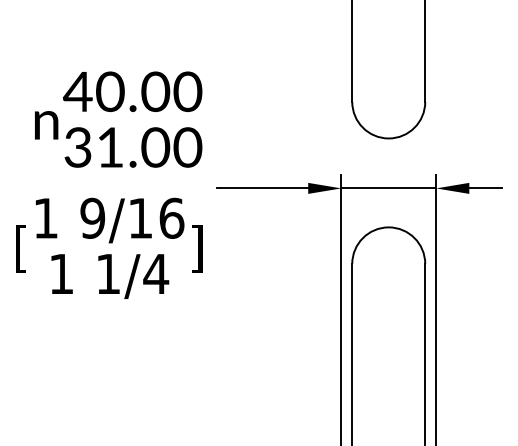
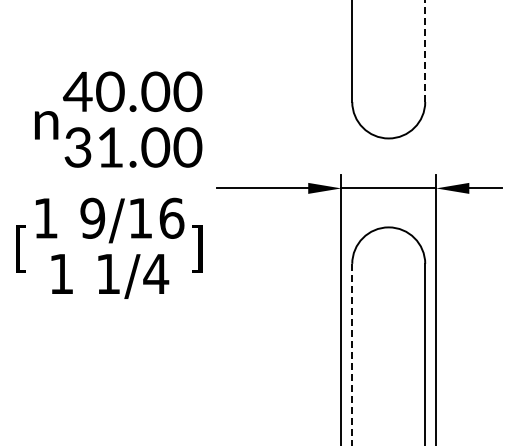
line: solid -> dashed (425, 51)
line: solid -> dashed (352, 354)
